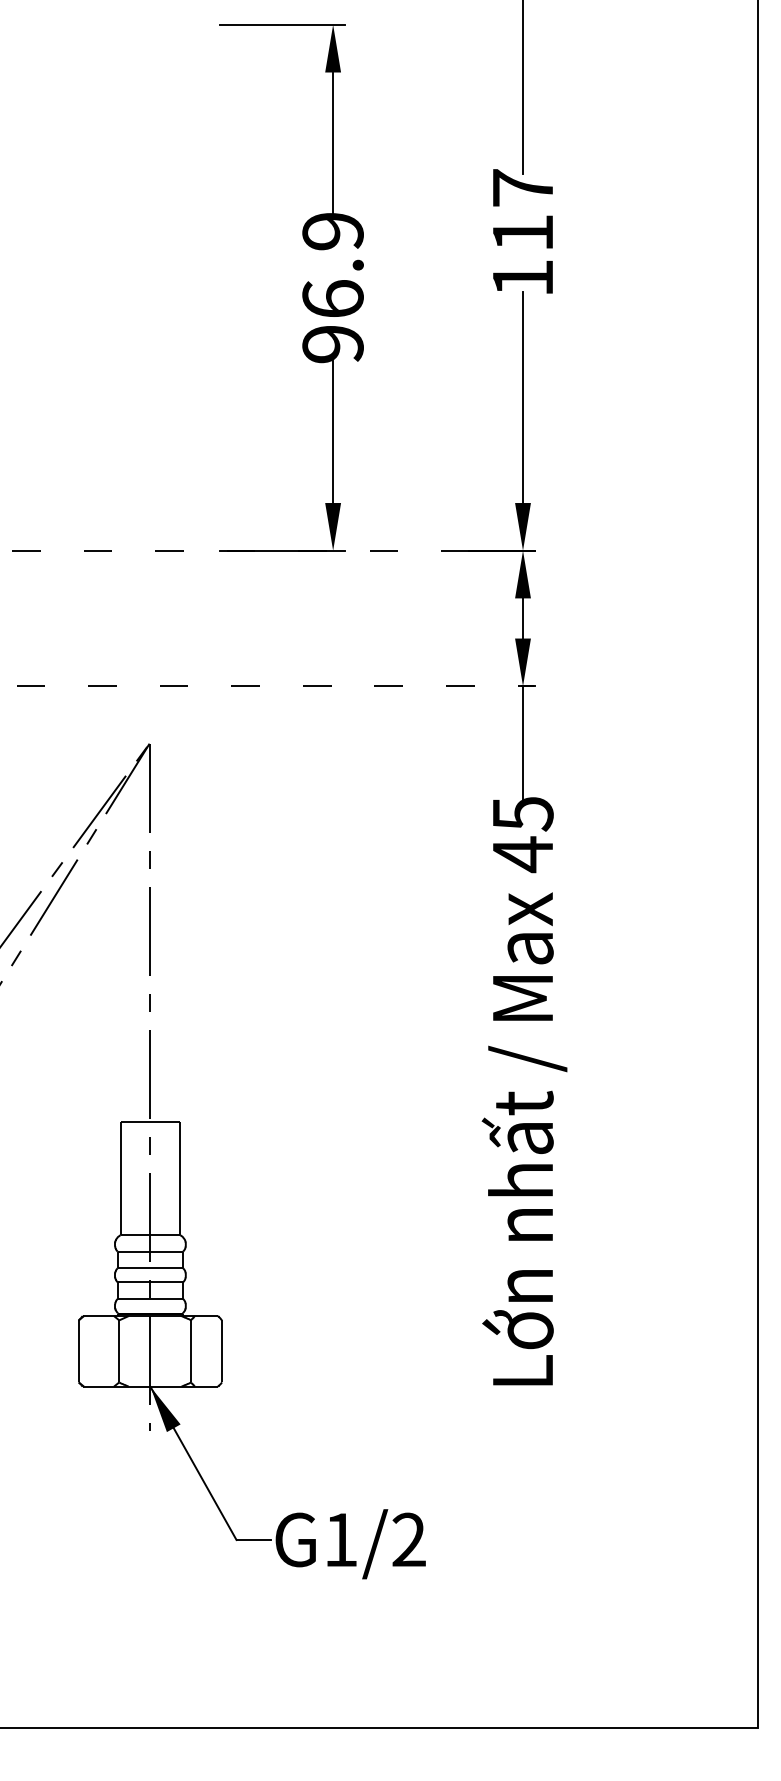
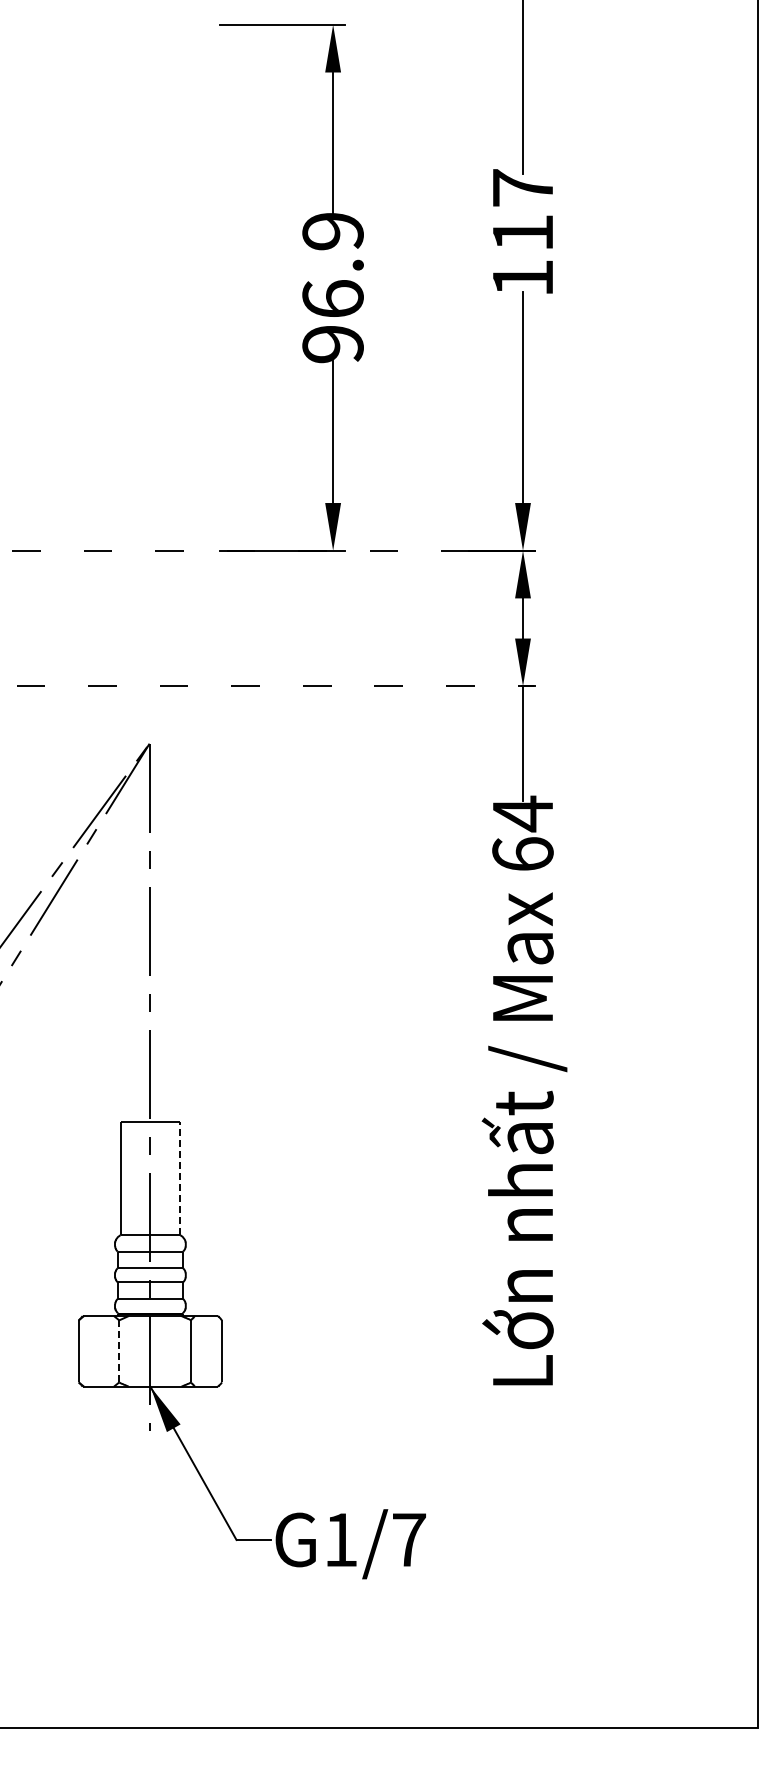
text: 45 -> 64 (522, 834)
line: solid -> dashed (180, 1178)
line: solid -> dashed (119, 1350)
text: G1/2 -> G1/7 (408, 1539)
